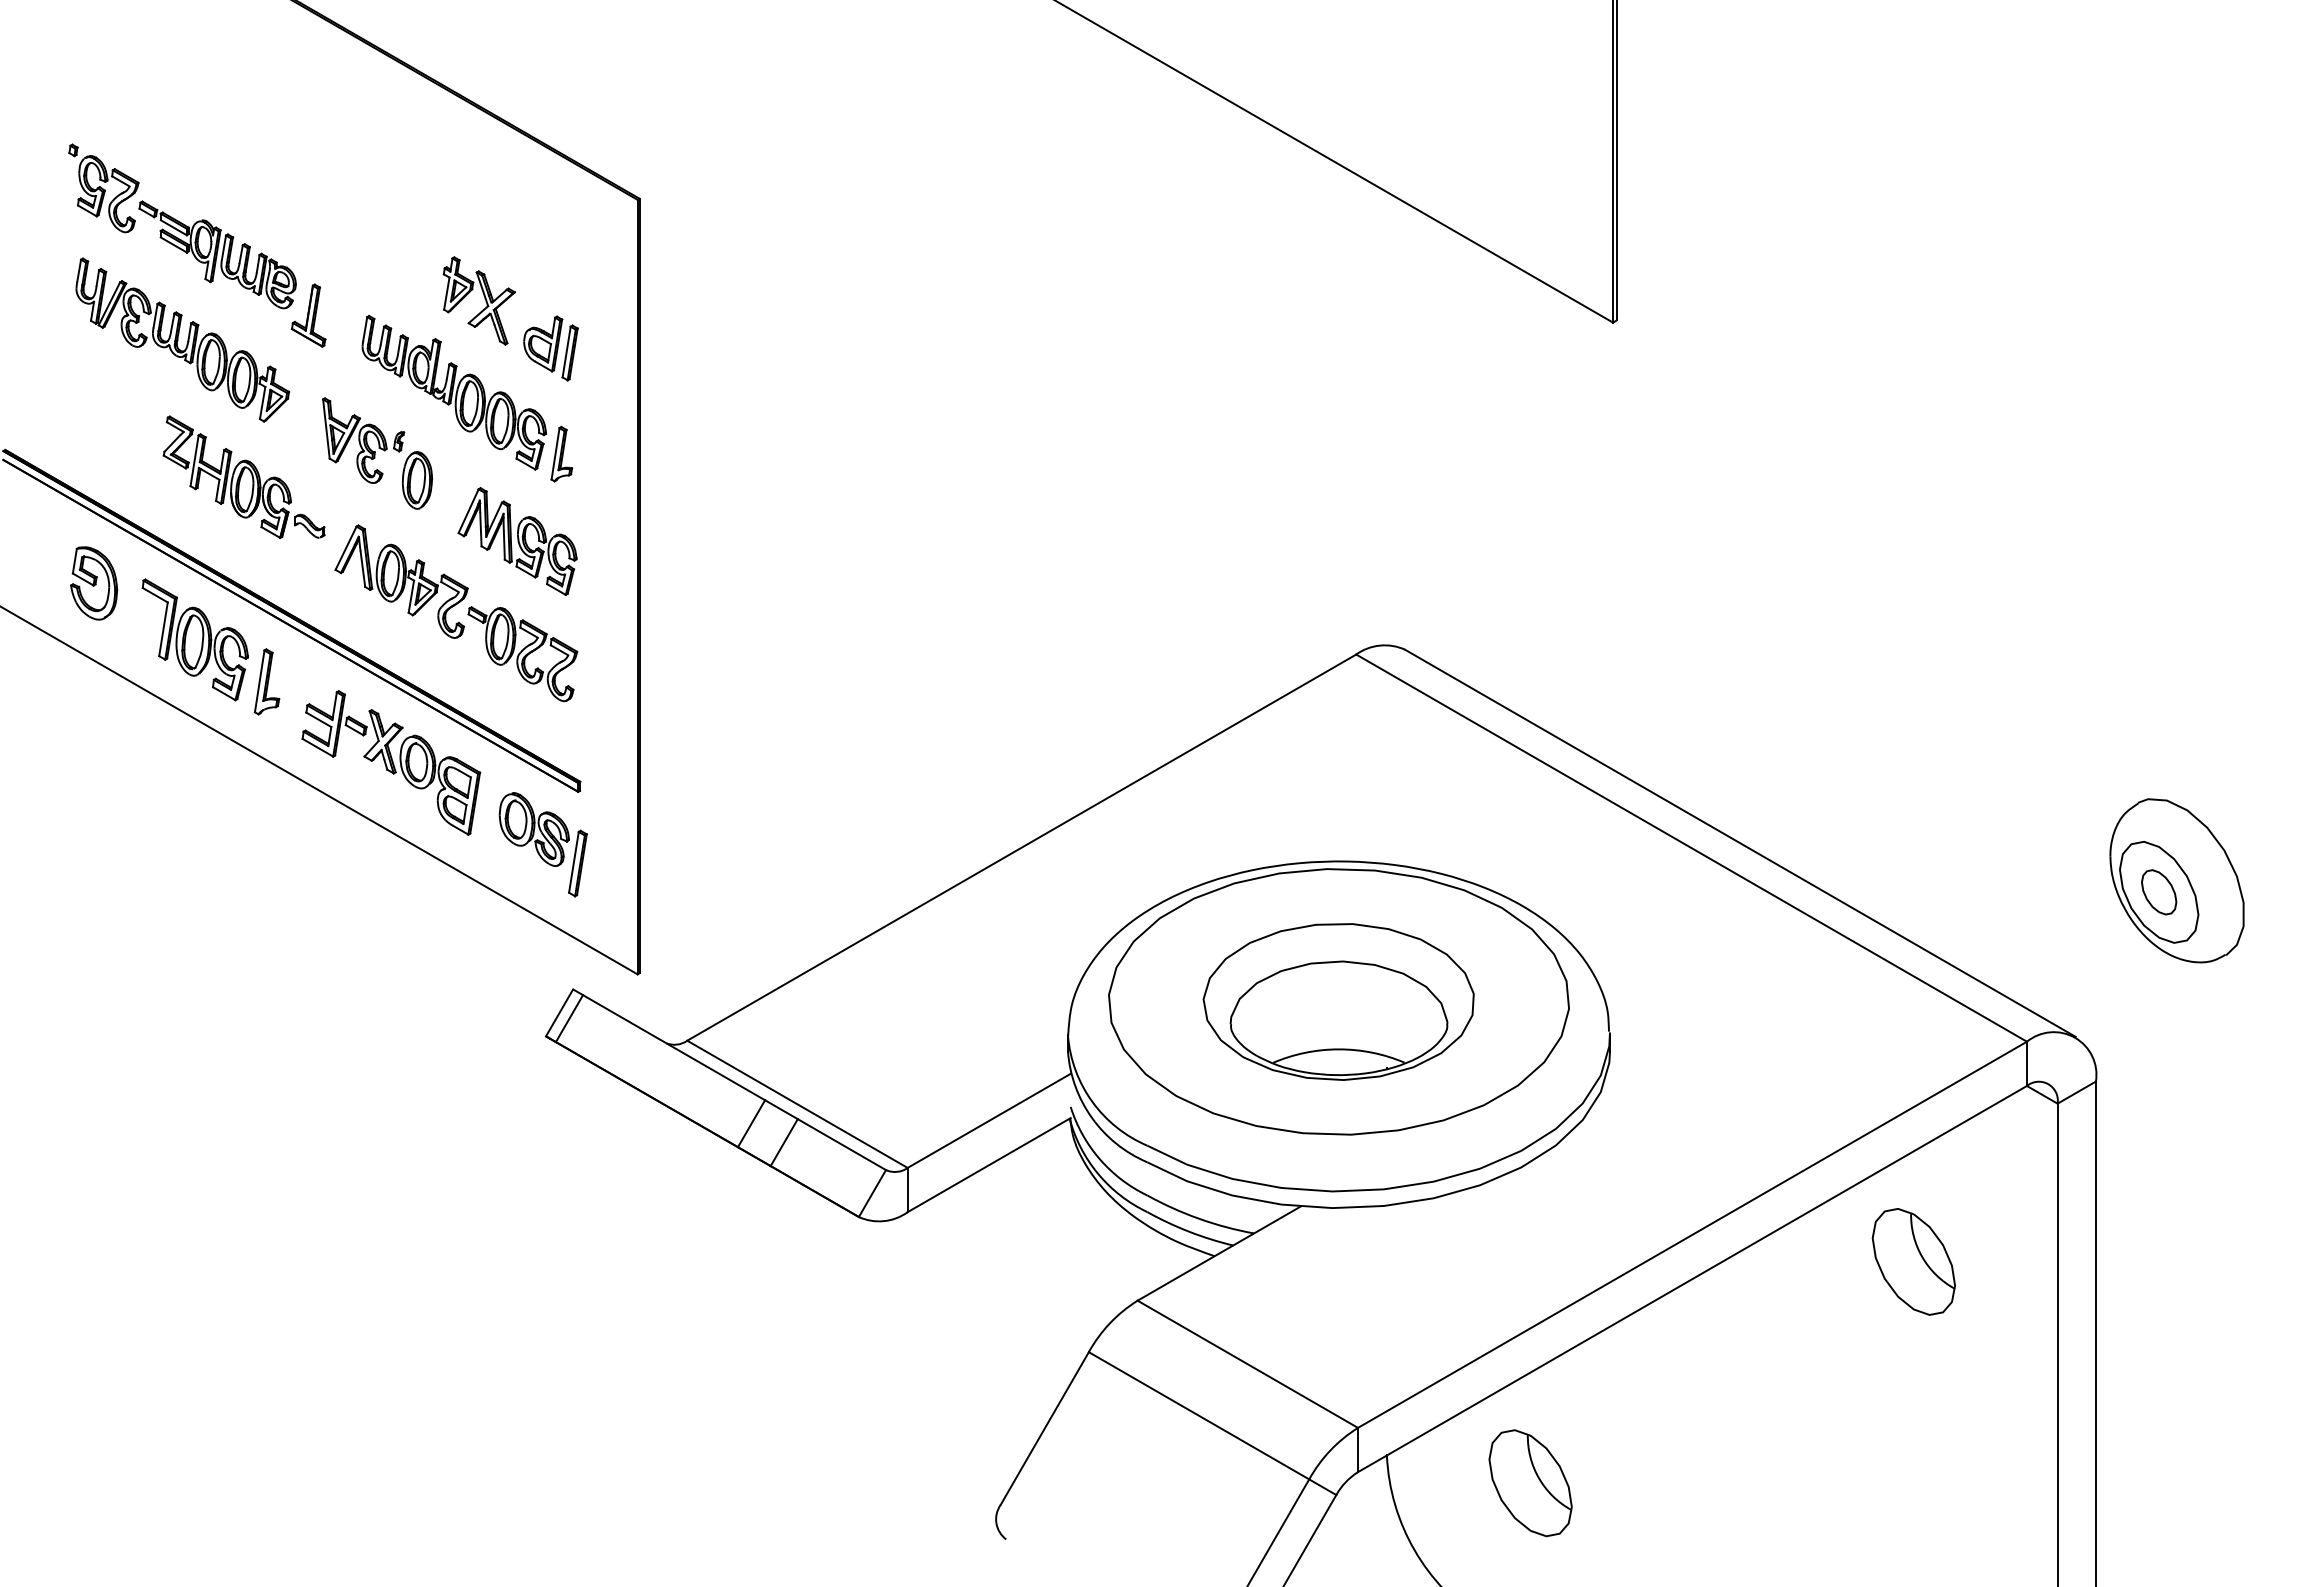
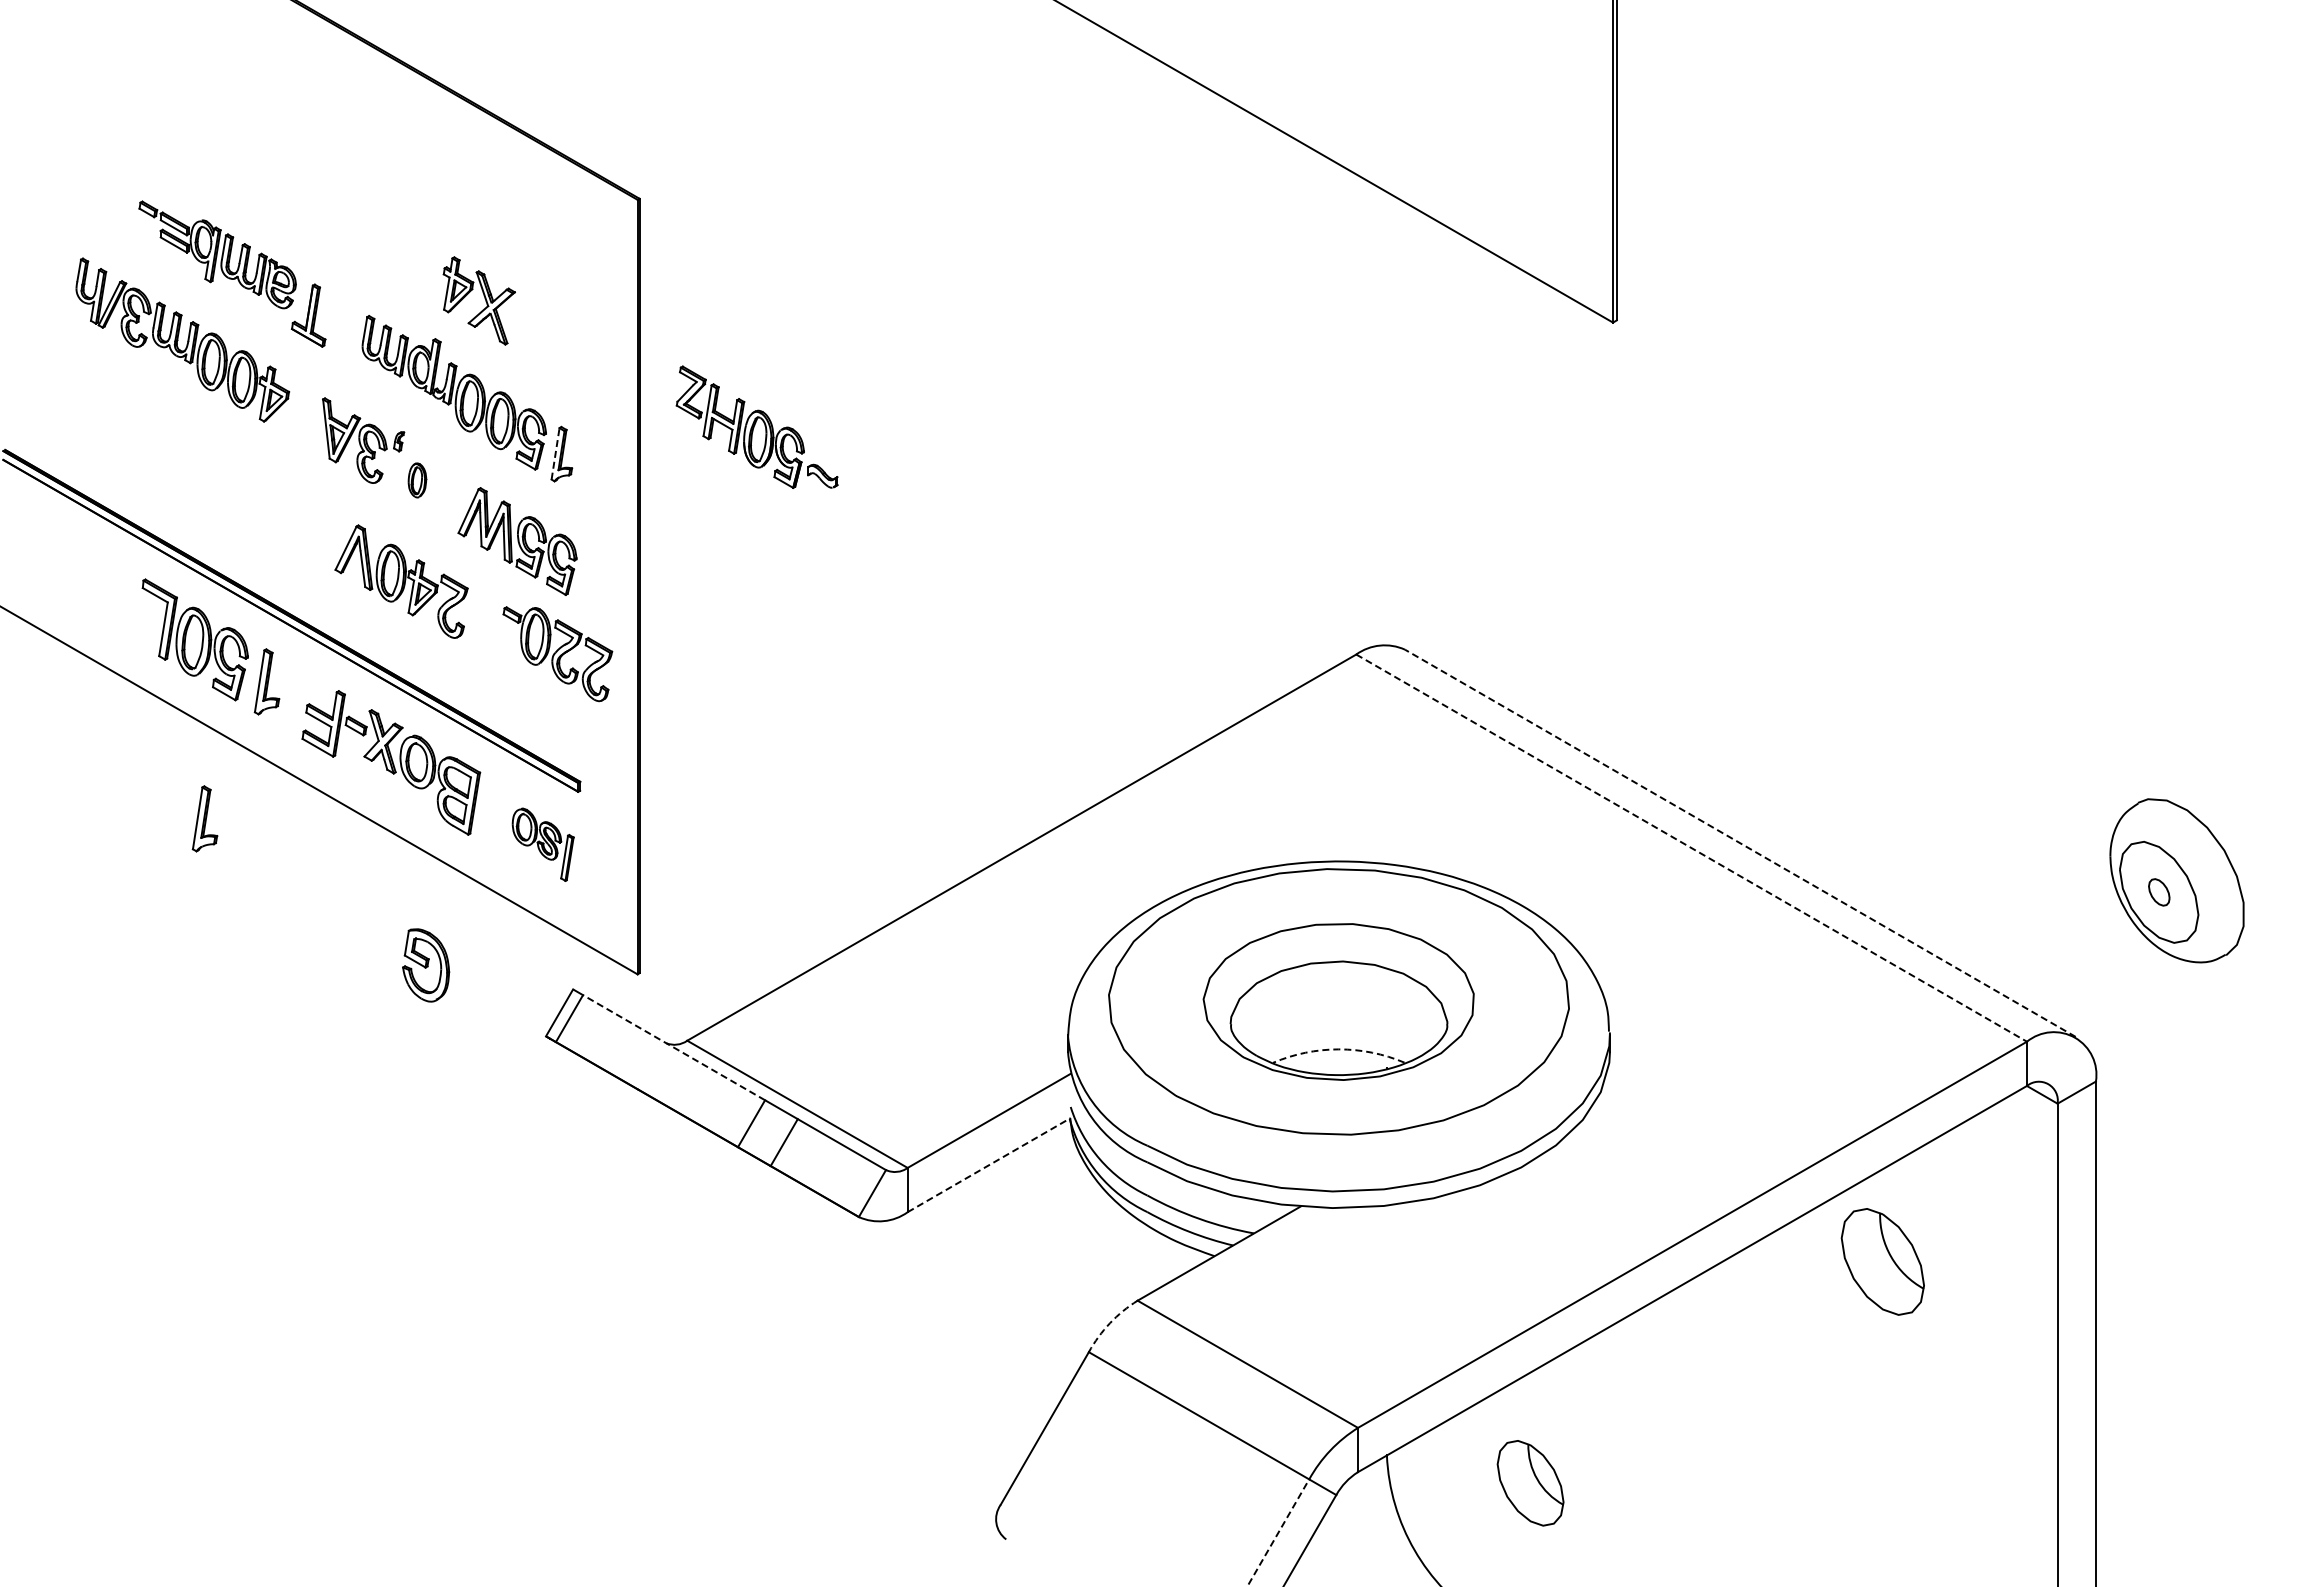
part: present -> none (103, 188)
part: present -> none (550, 348)
line: solid -> dashed (555, 453)
part position: (243, 476) -> (756, 426) (756, 426)
part size: 33x59 px -> 21x37 px (417, 480)
part position: (94, 583) -> (426, 965) (426, 965)
part position: (522, 654) -> (557, 654) (557, 654)
part: none -> present (204, 818)
line: solid -> dashed (1739, 843)
part size: 90x106 px -> 64x75 px (542, 844)
line: solid -> dashed (1692, 848)
part size: 37x47 px -> 23x29 px (2159, 892)
line: solid -> dashed (673, 1047)
arc: solid -> dashed (1338, 1049)
line: solid -> dashed (989, 1164)
part position: (1913, 1261) -> (1882, 1261) (1882, 1261)
arc: solid -> dashed (1109, 1323)
part size: 85x109 px -> 69x87 px (1530, 1483)
line: solid -> dashed (1278, 1532)
